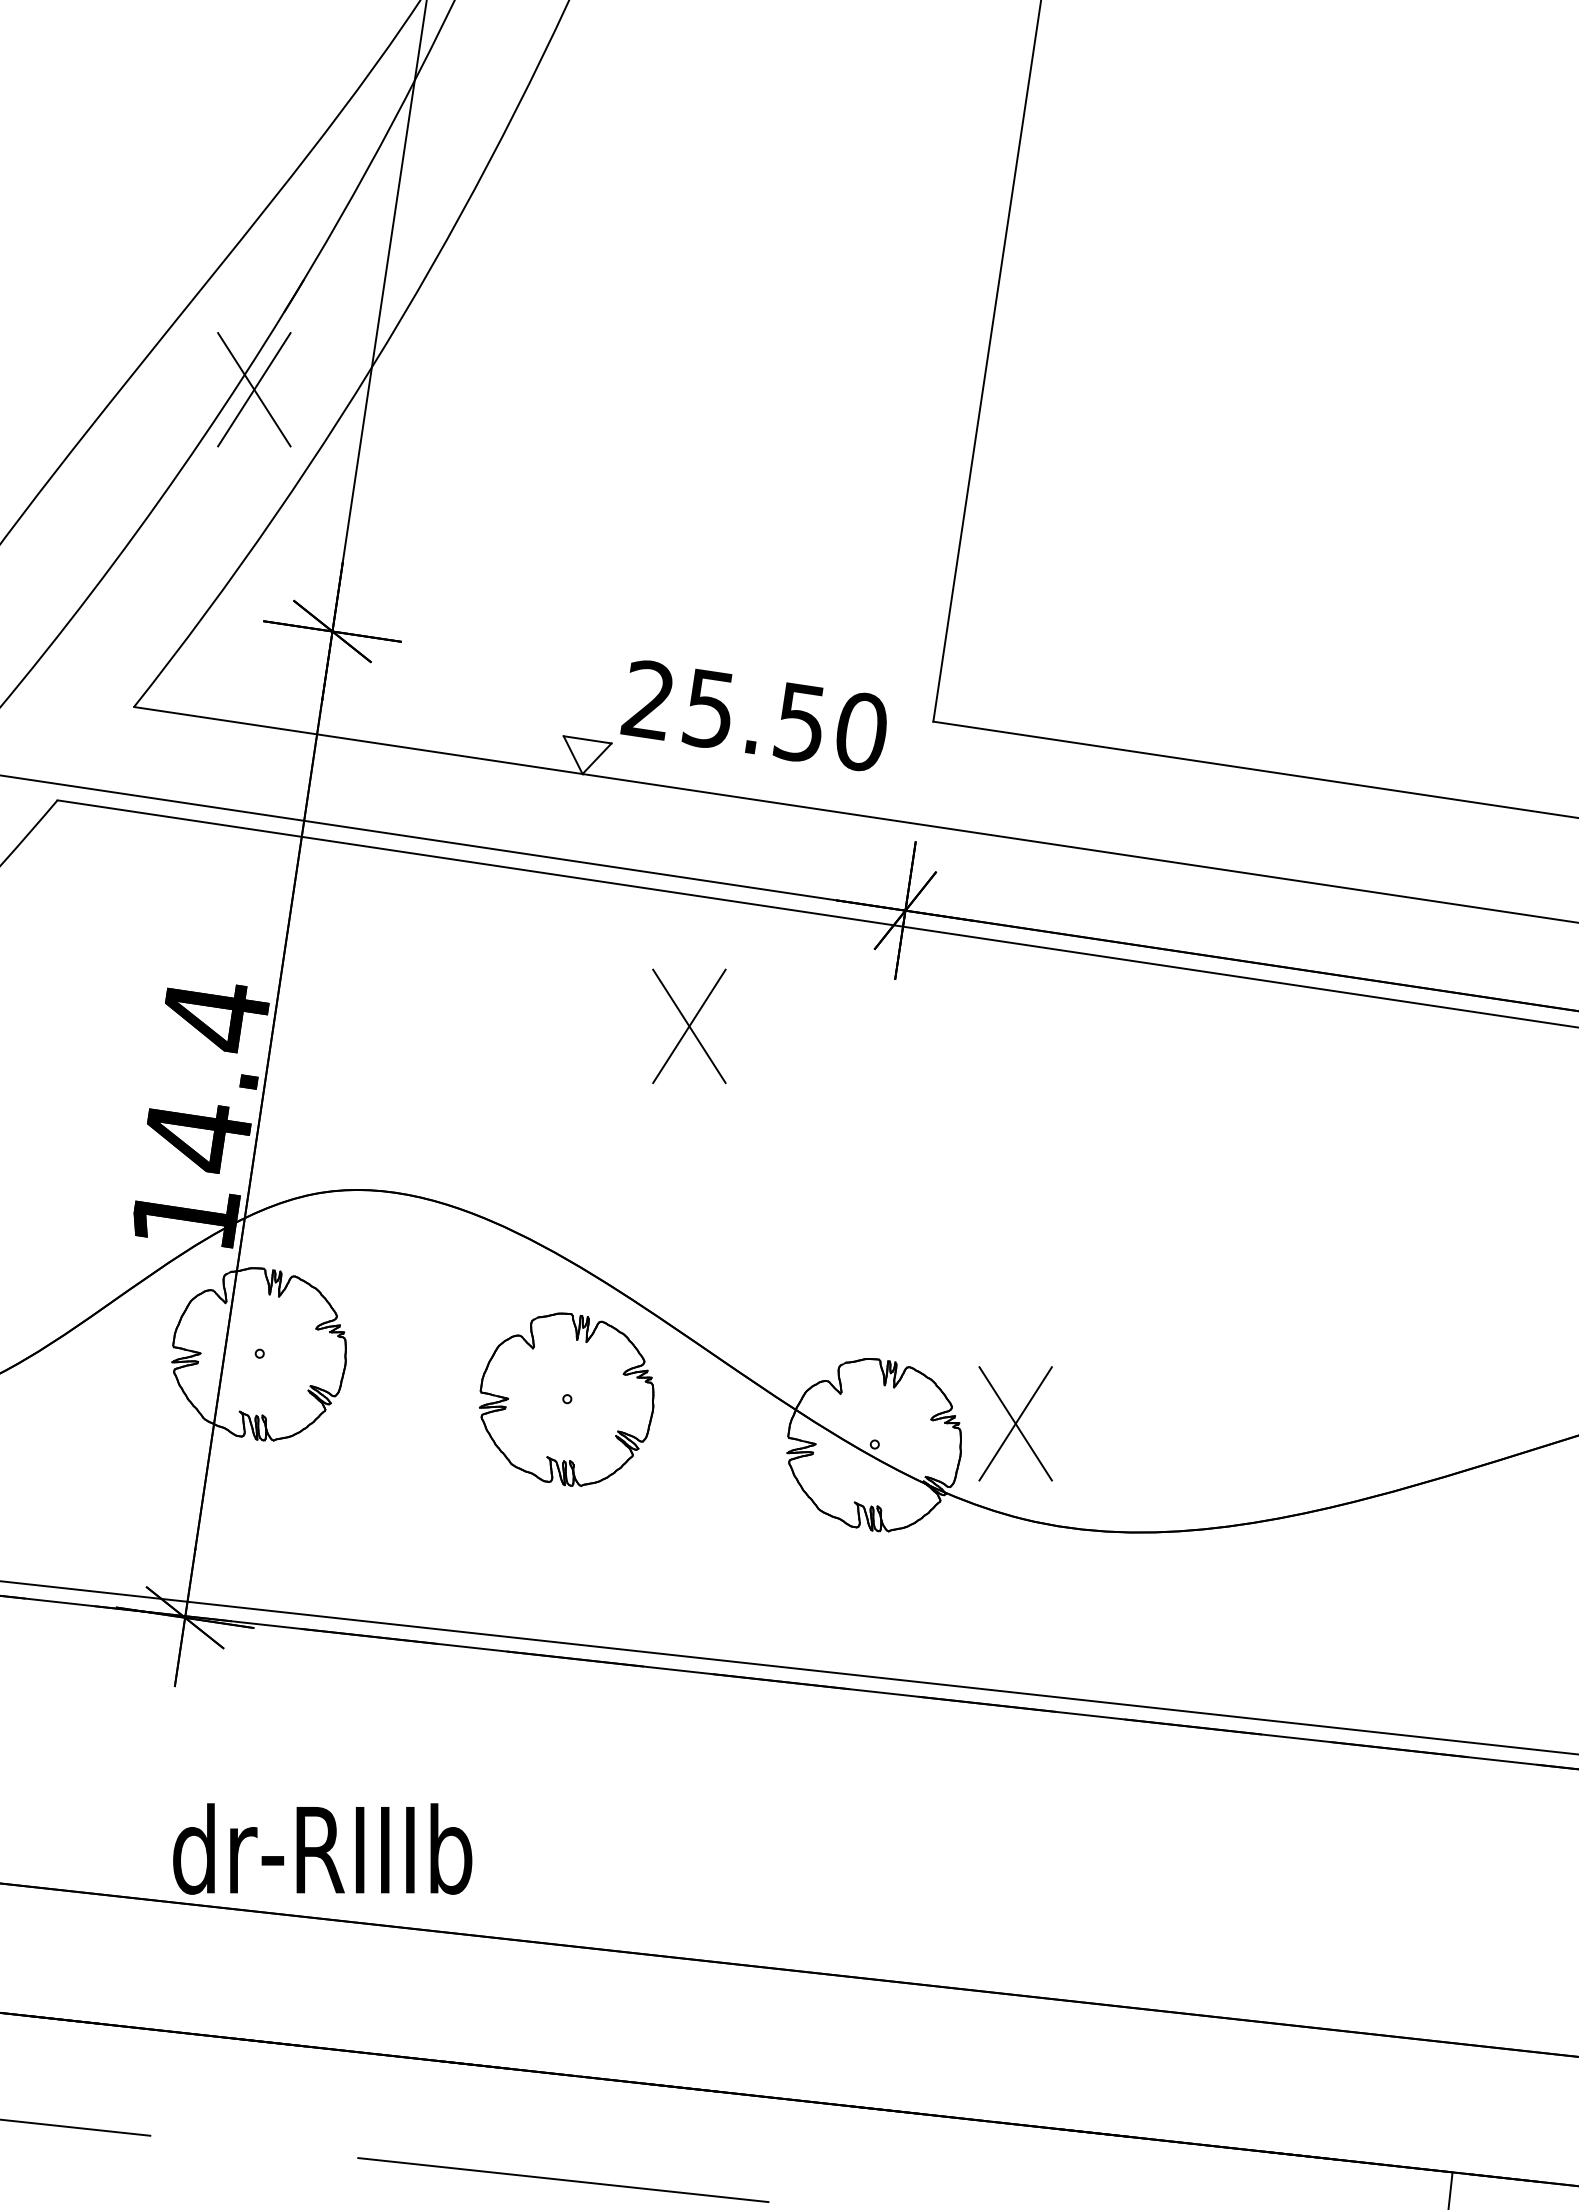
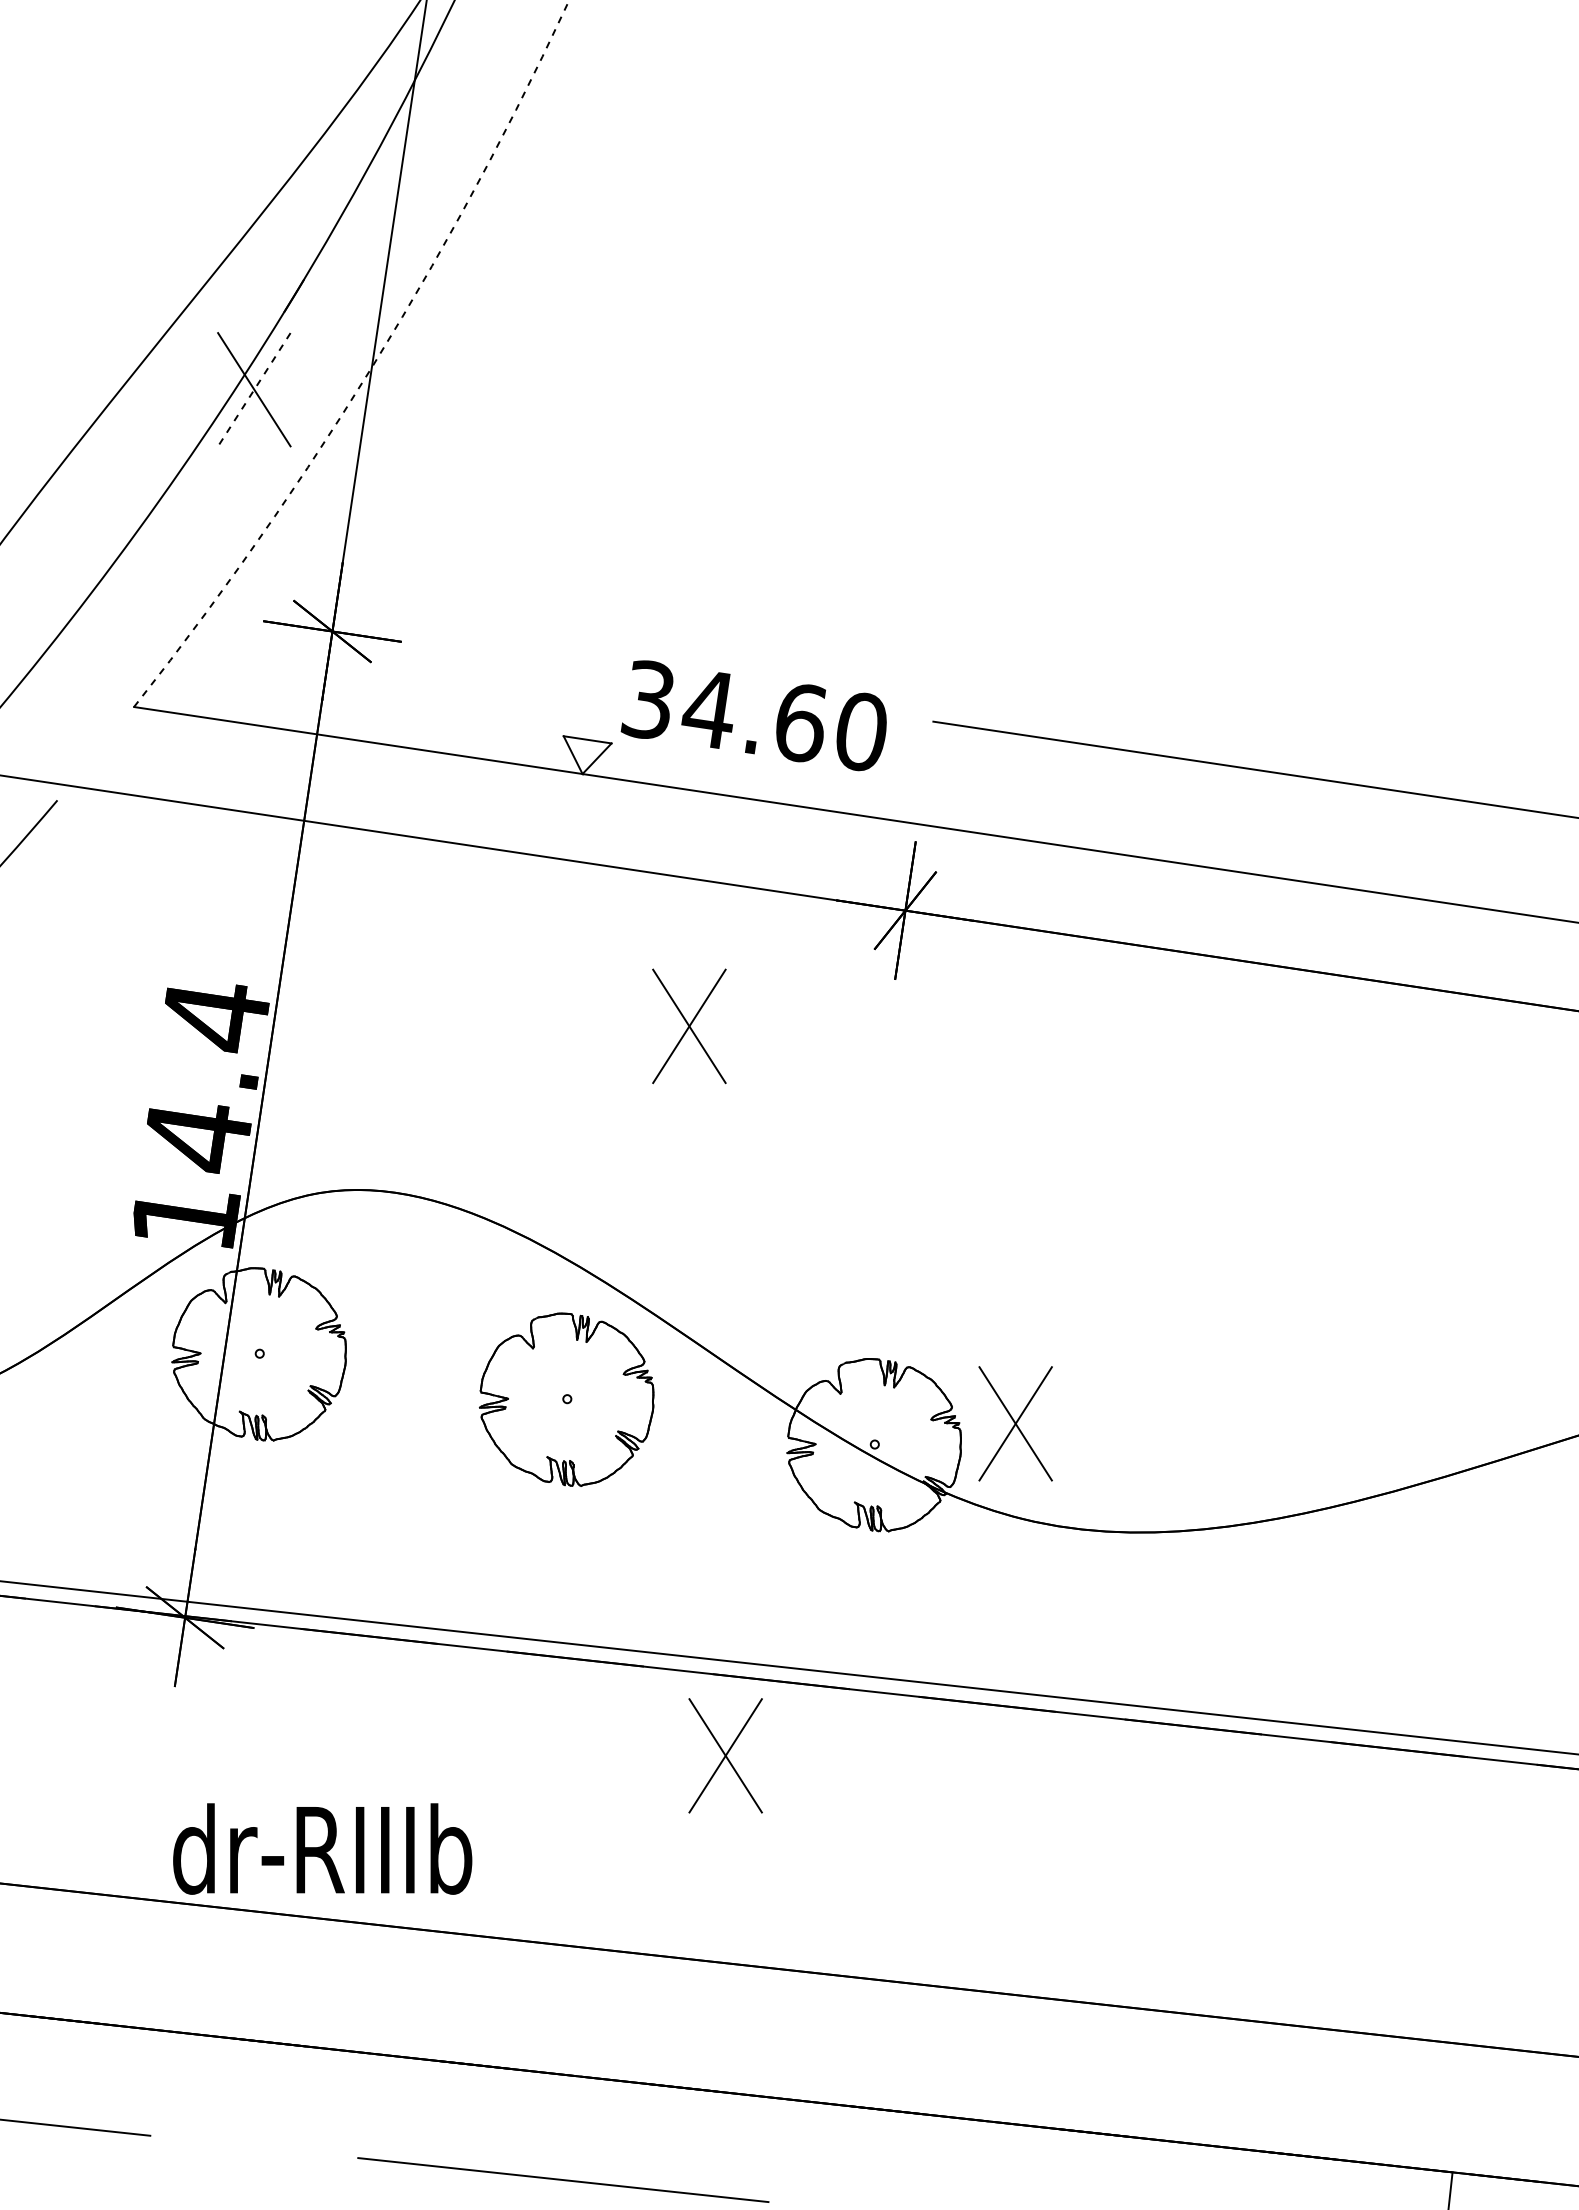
line: present -> none (986, 361)
arc: solid -> dashed (372, 366)
line: solid -> dashed (254, 390)
text: 25.50 -> 34.60 (723, 711)
line: present -> none (816, 913)
part: none -> present (725, 1755)
